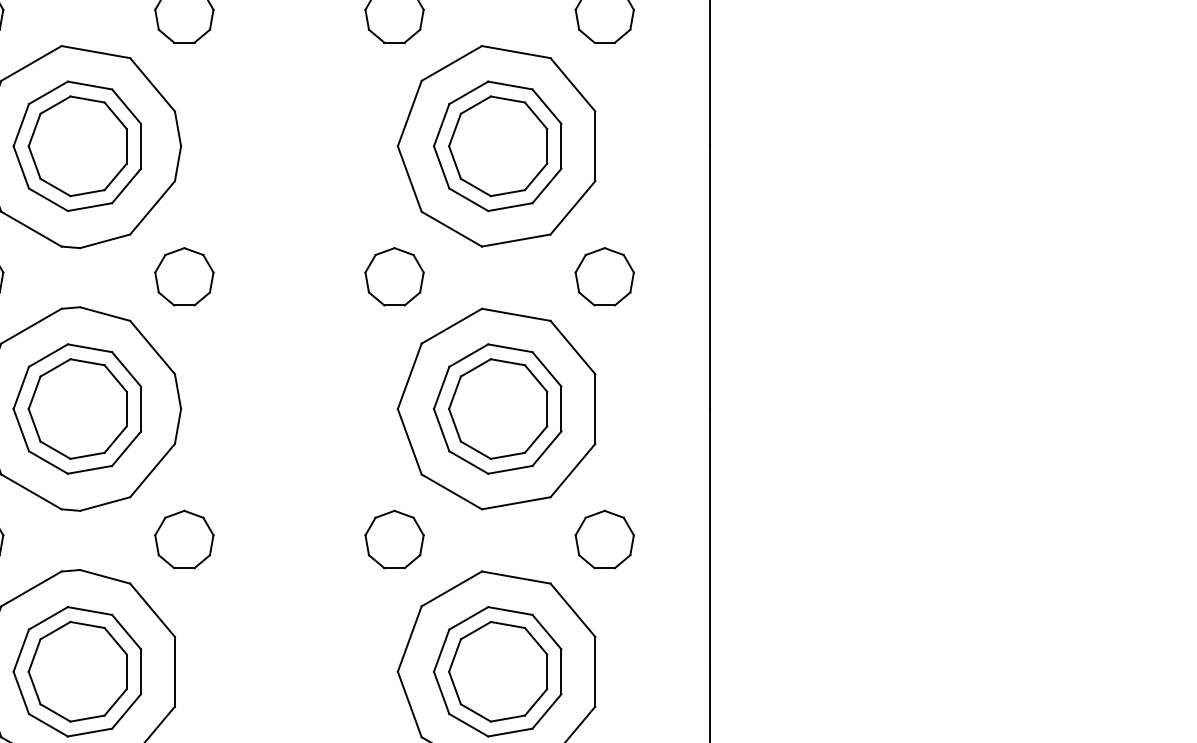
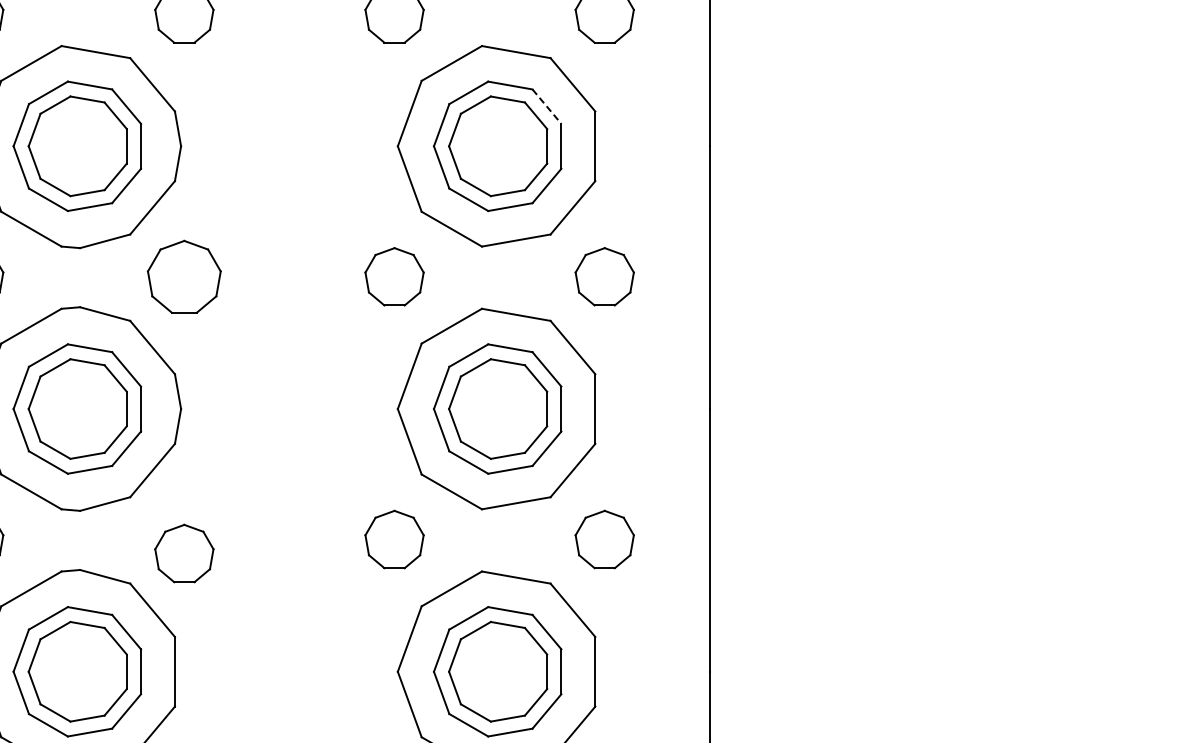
line: solid -> dashed (547, 107)
part size: 61x60 px -> 76x75 px (183, 276)
part position: (184, 539) -> (184, 553) (184, 553)
